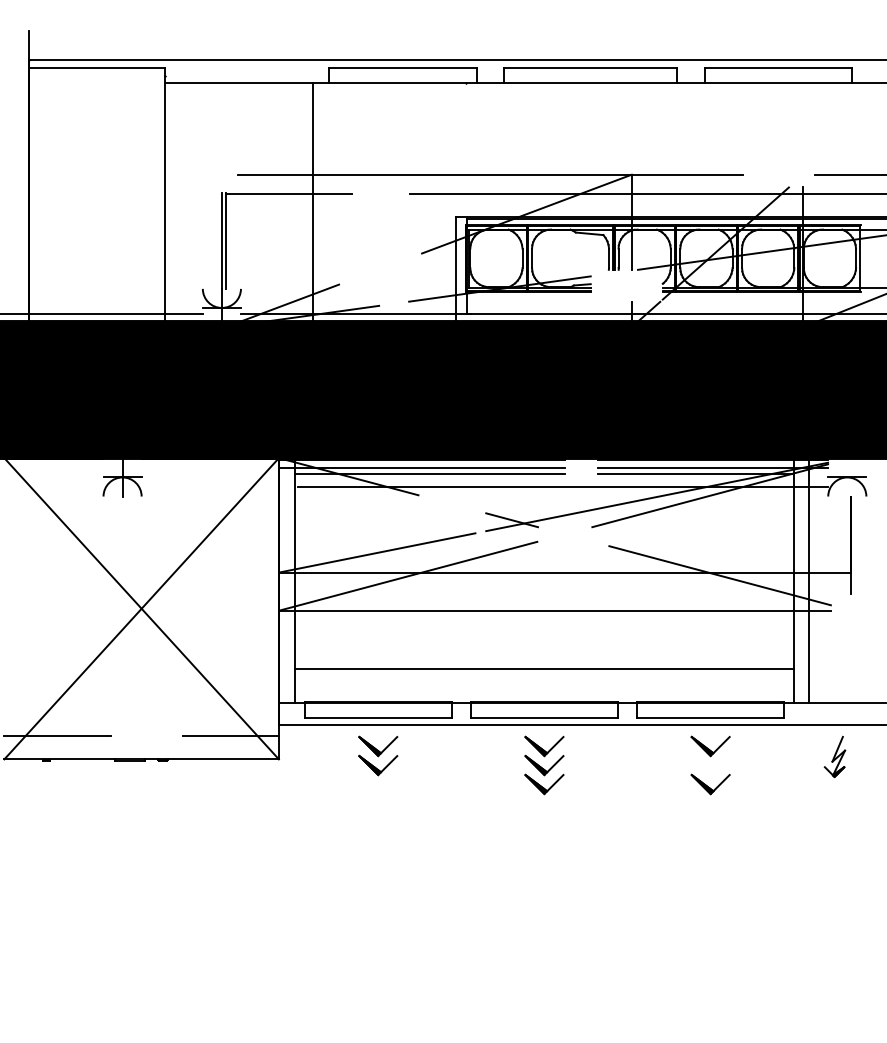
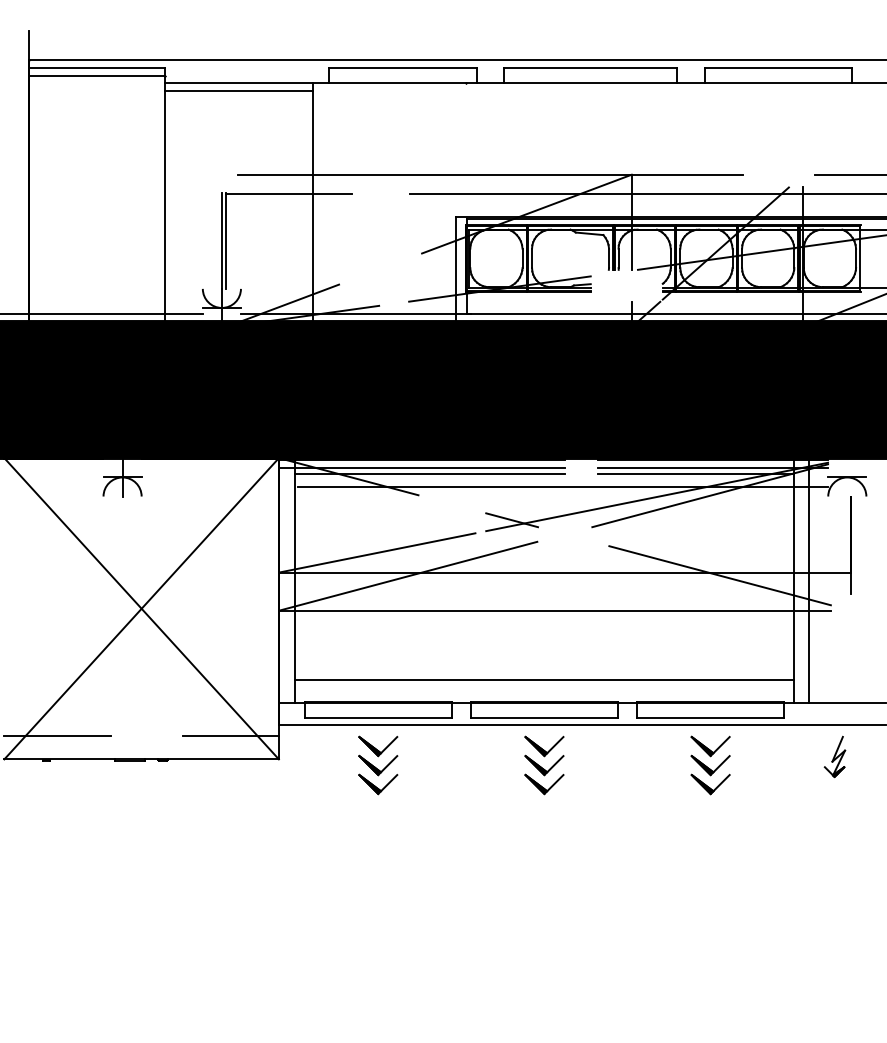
line: none -> present (96, 75)
line: none -> present (238, 90)
line position: (544, 668) -> (544, 679) (544, 679)
part: none -> present (710, 765)
part: none -> present (378, 784)
